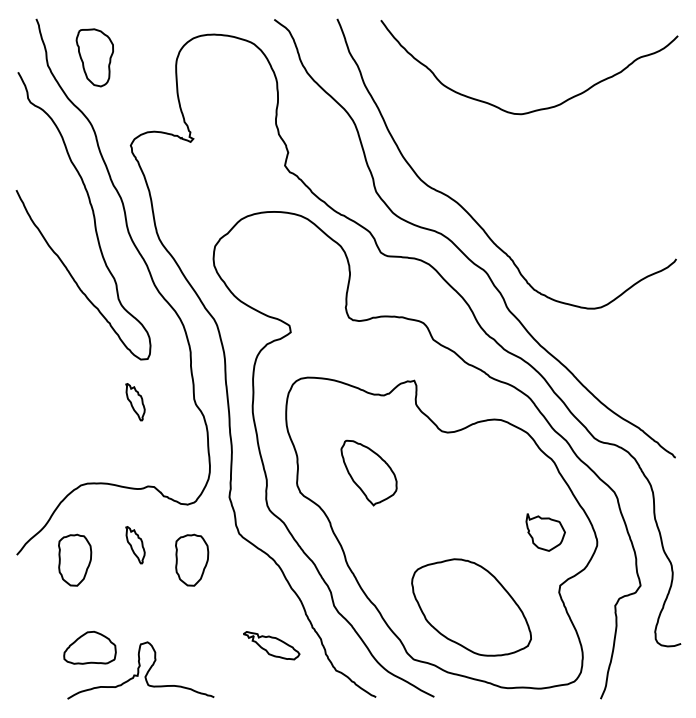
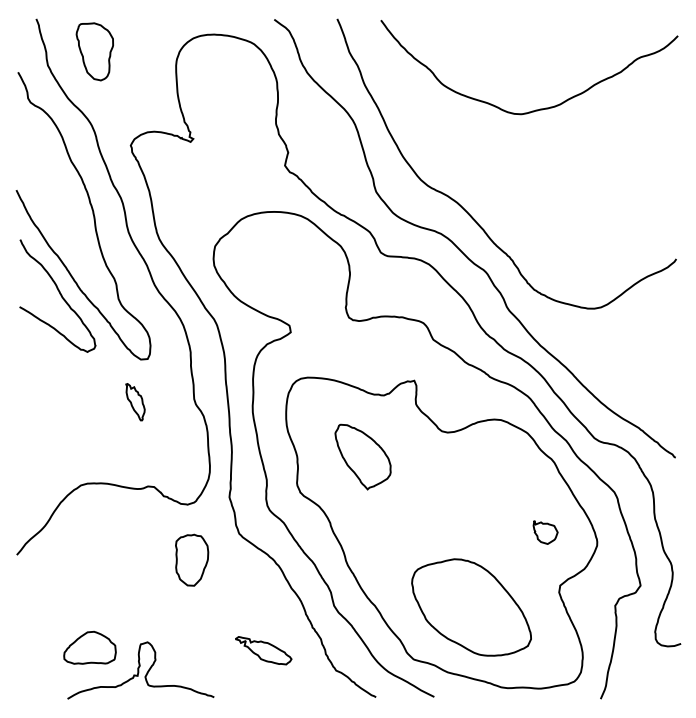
part position: (94, 57) -> (94, 51) (94, 51)
curve: none -> present (59, 294)
part position: (368, 472) -> (362, 456) (362, 456)
part size: 41x39 px -> 27x25 px (545, 532)
part: present -> none (135, 545)
part: present -> none (75, 559)
part position: (271, 645) -> (263, 650) (263, 650)
